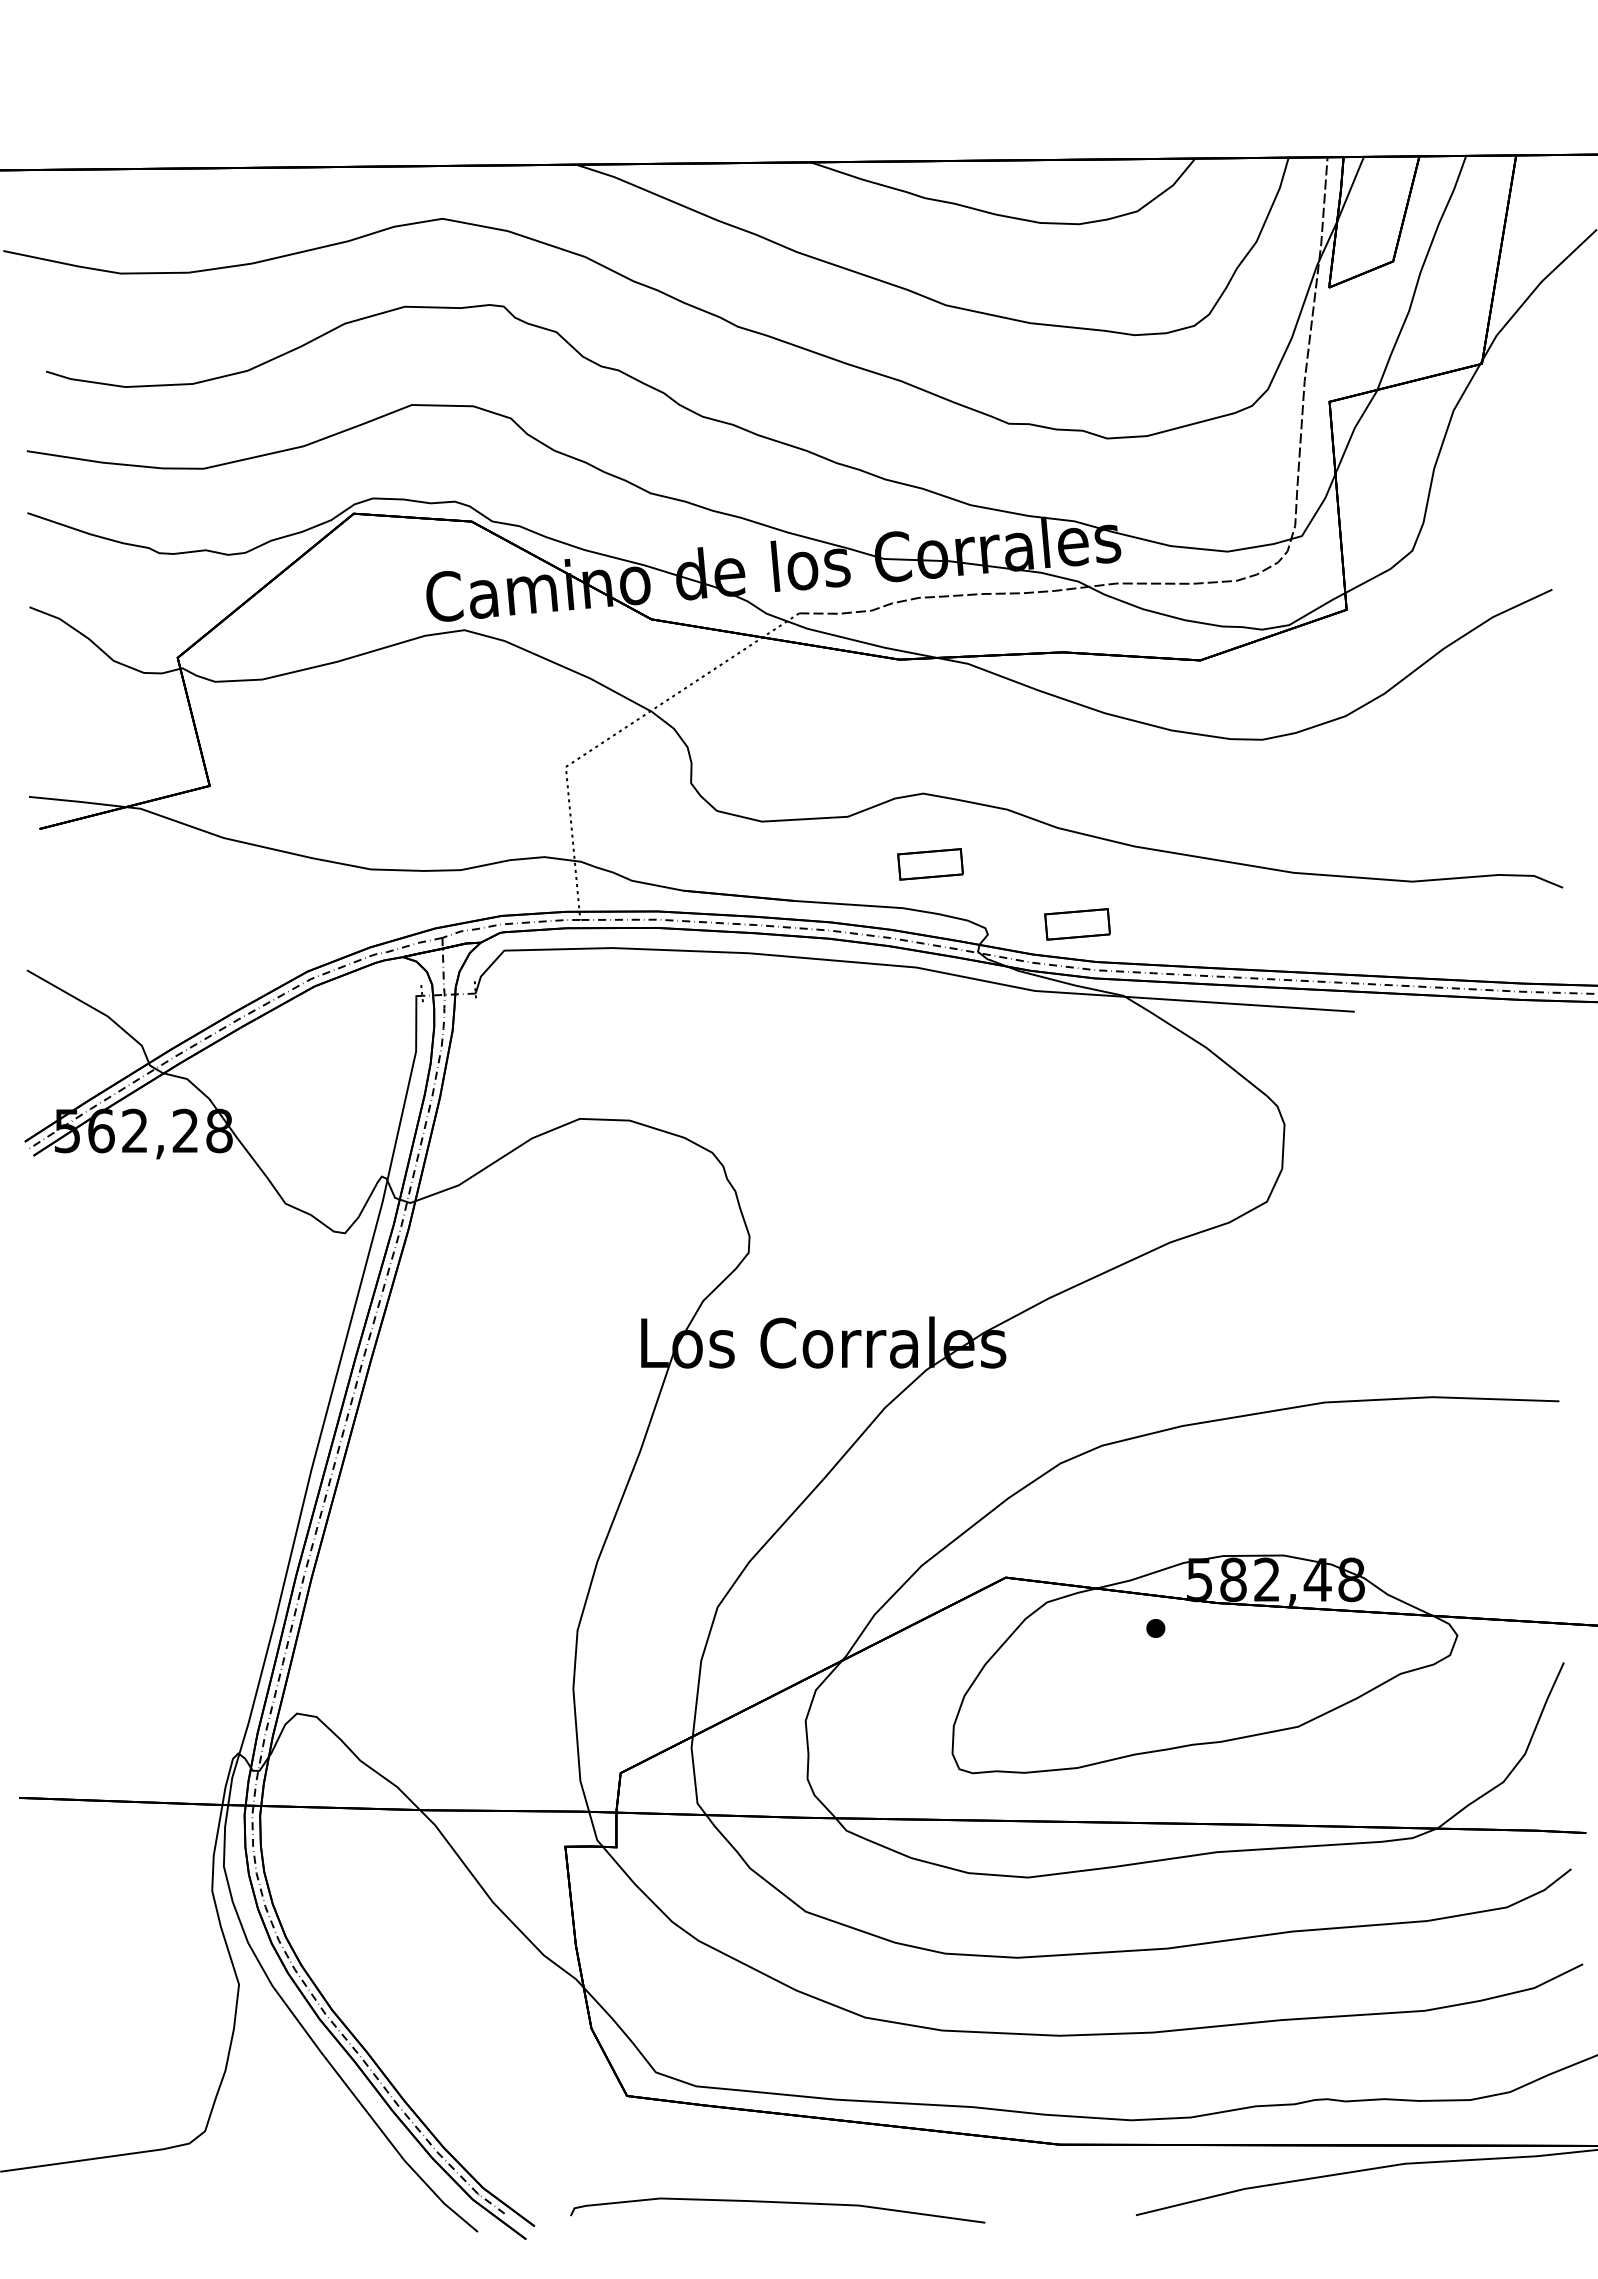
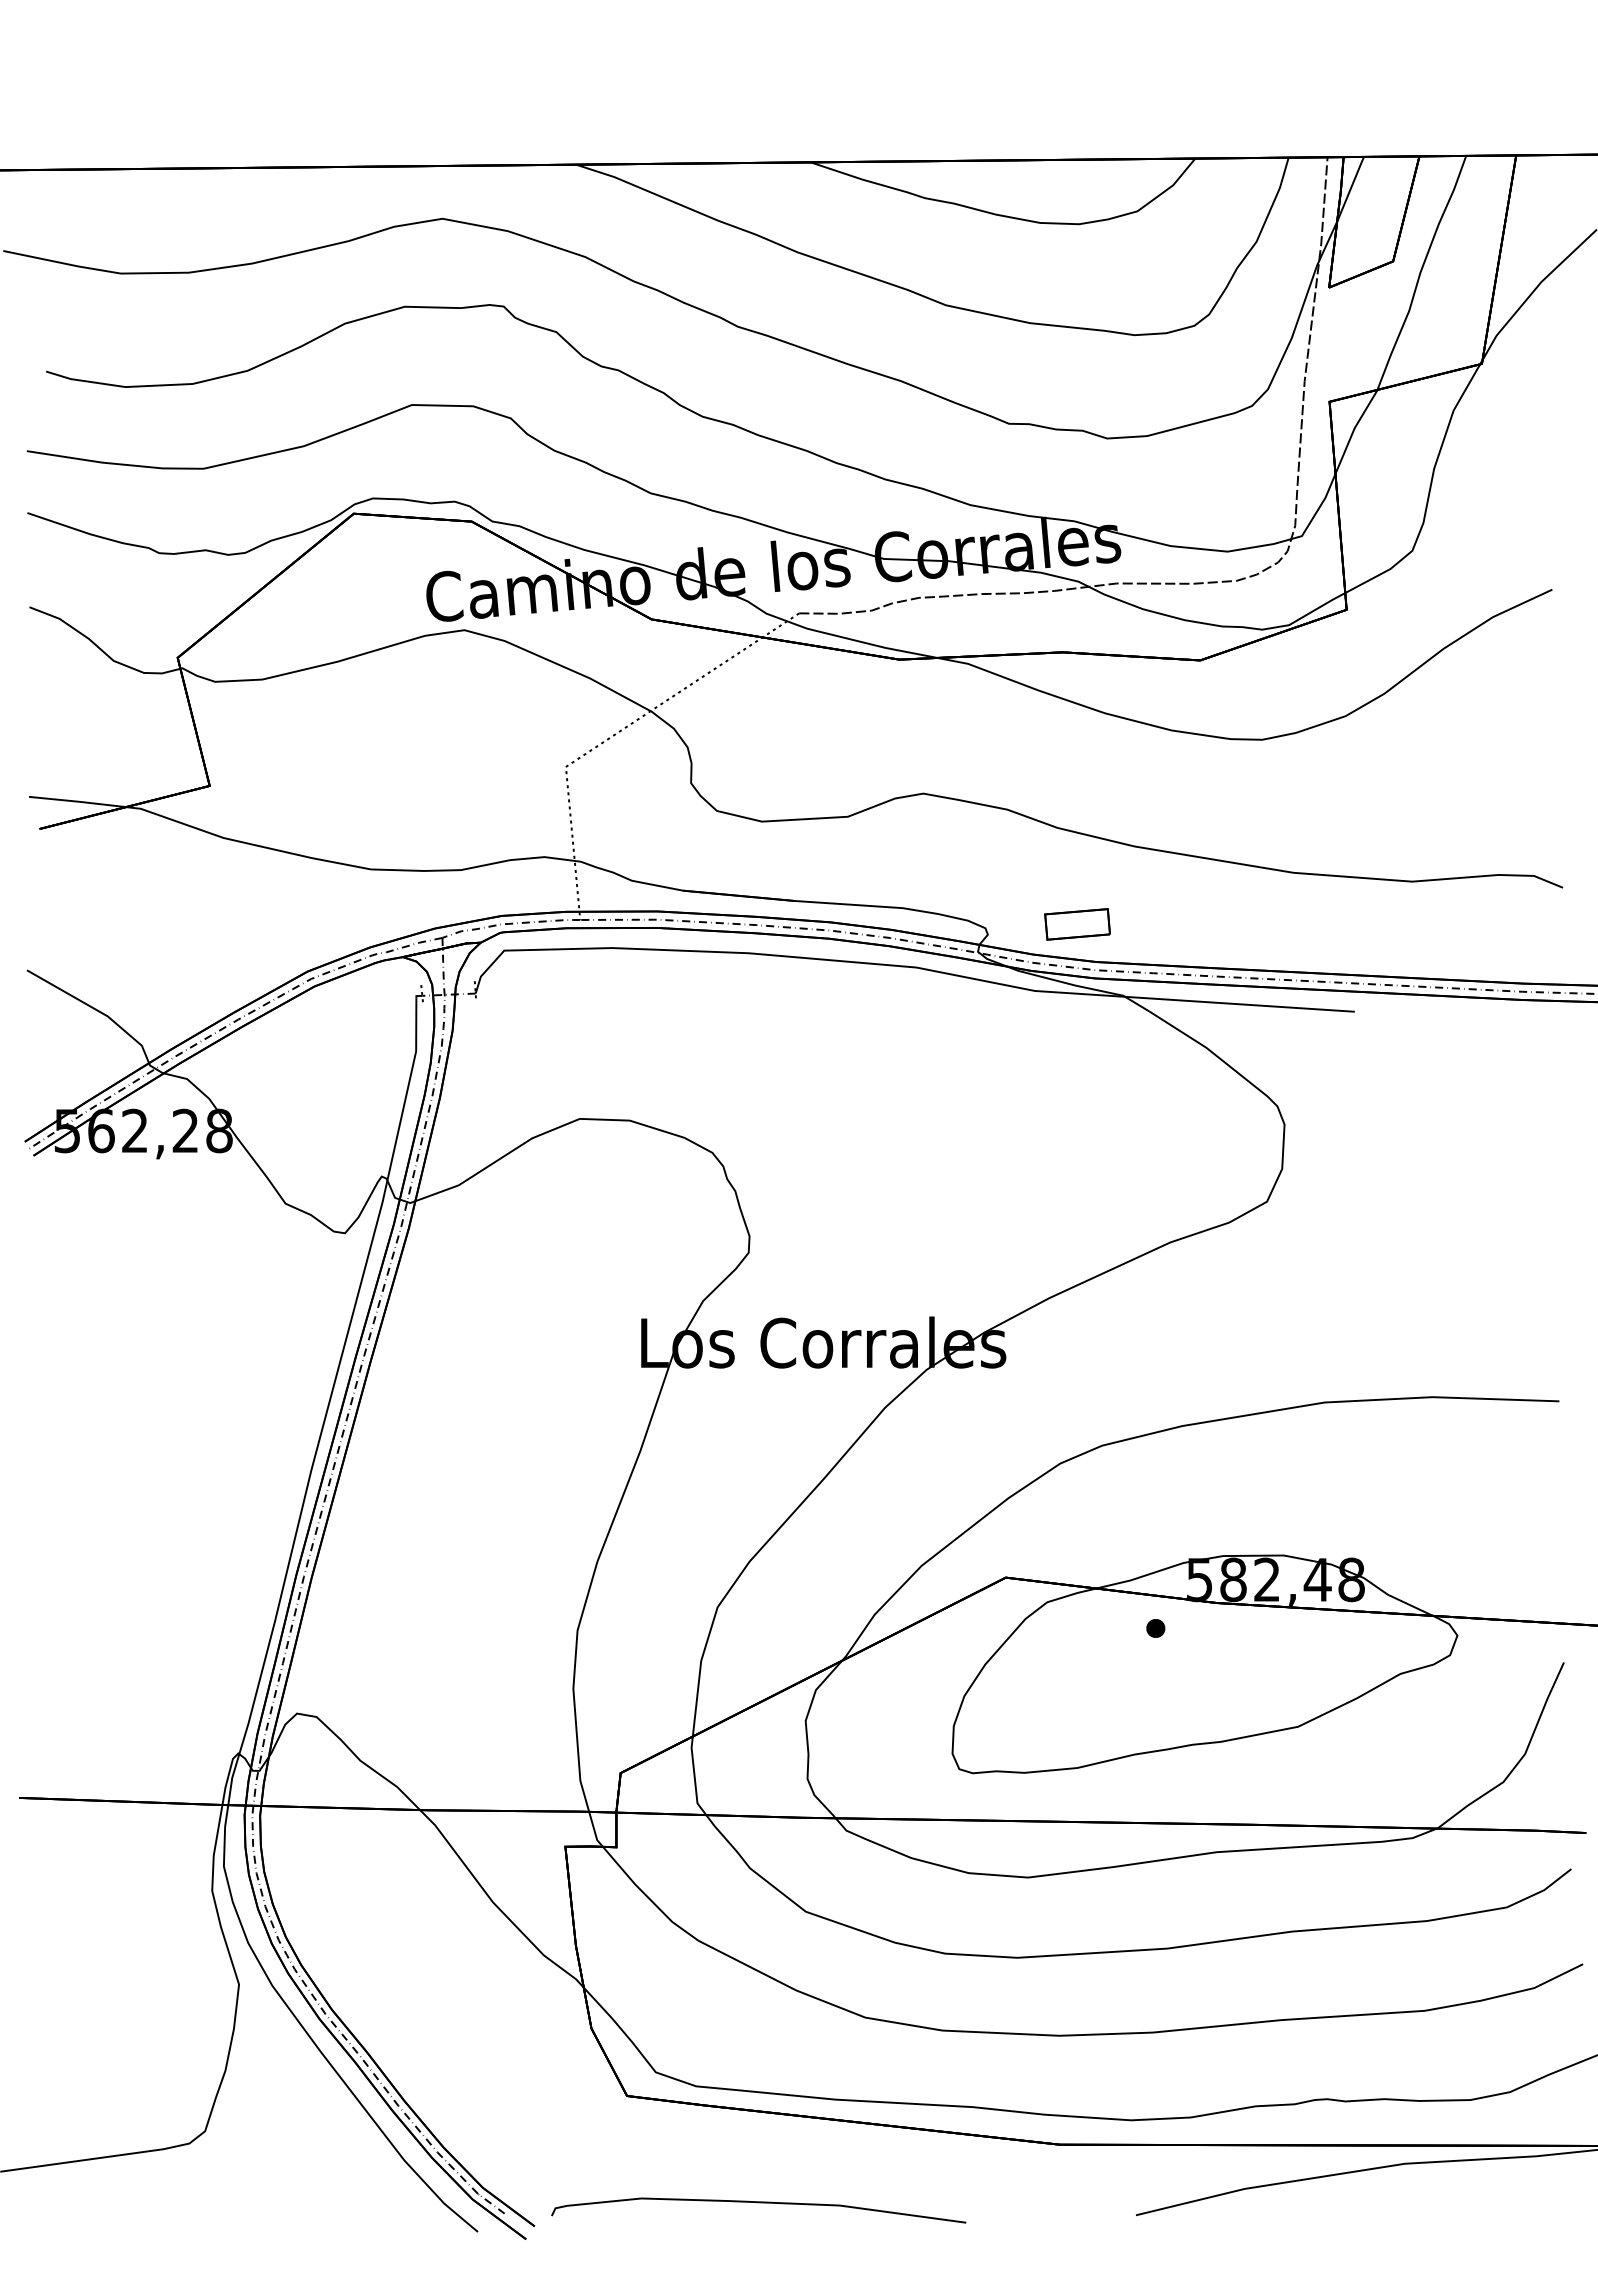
part: present -> none (930, 864)
curve position: (777, 2203) -> (758, 2203) (758, 2203)
